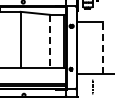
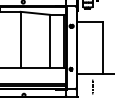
line: dashed -> solid (49, 41)
line: dashed -> solid (103, 48)
